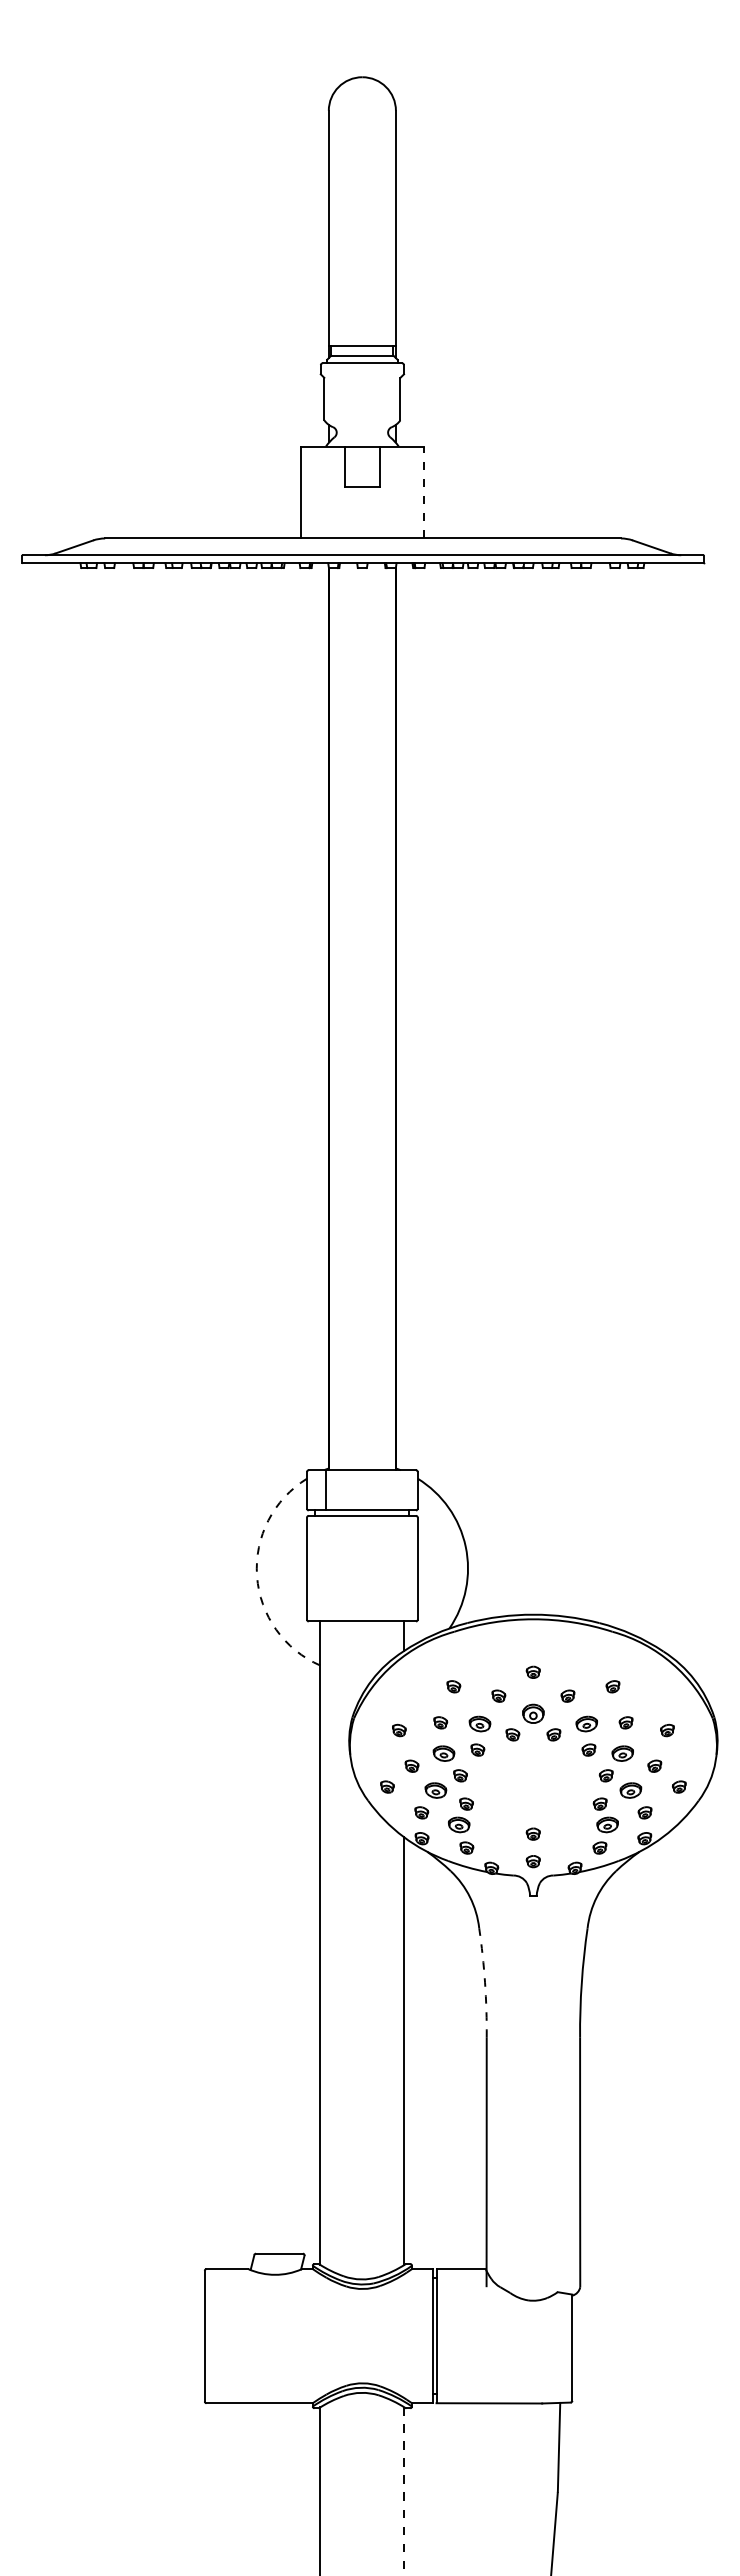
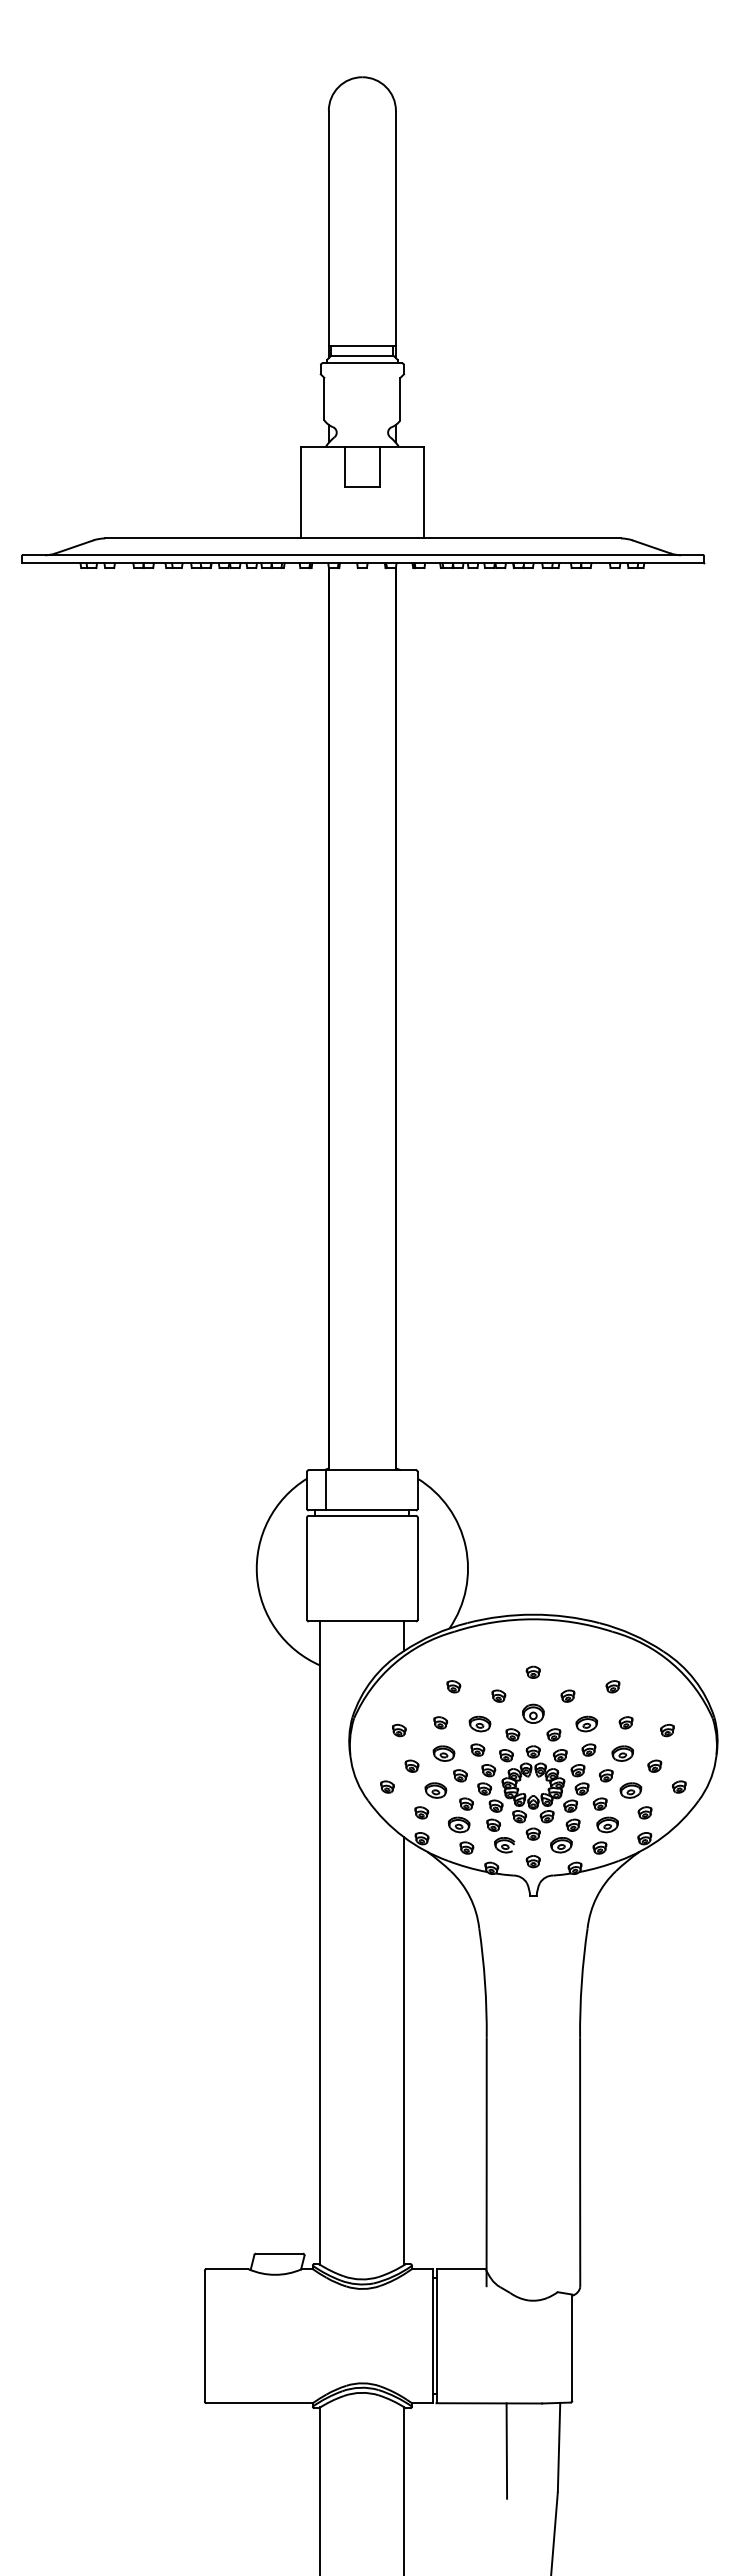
line: dashed -> solid (423, 492)
arc: dashed -> solid (257, 1576)
part: none -> present (533, 1799)
arc: dashed -> solid (485, 1982)
line: none -> present (506, 2450)
line: dashed -> solid (404, 2491)
